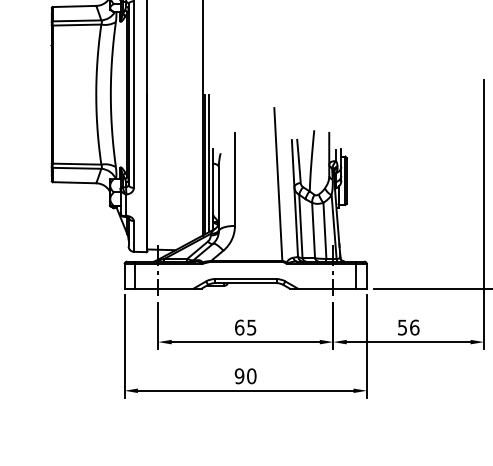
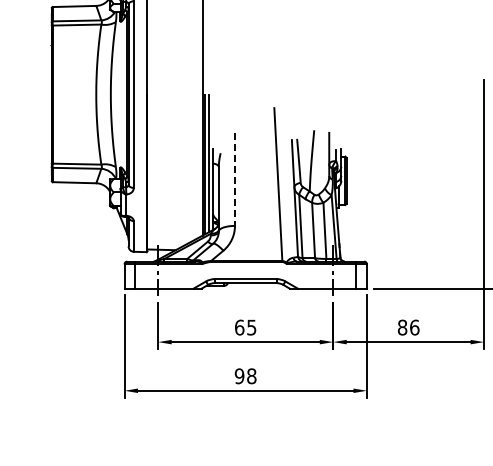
line: solid -> dashed (234, 179)
text: 56 -> 86 (402, 327)
text: 90 -> 98 (251, 375)
